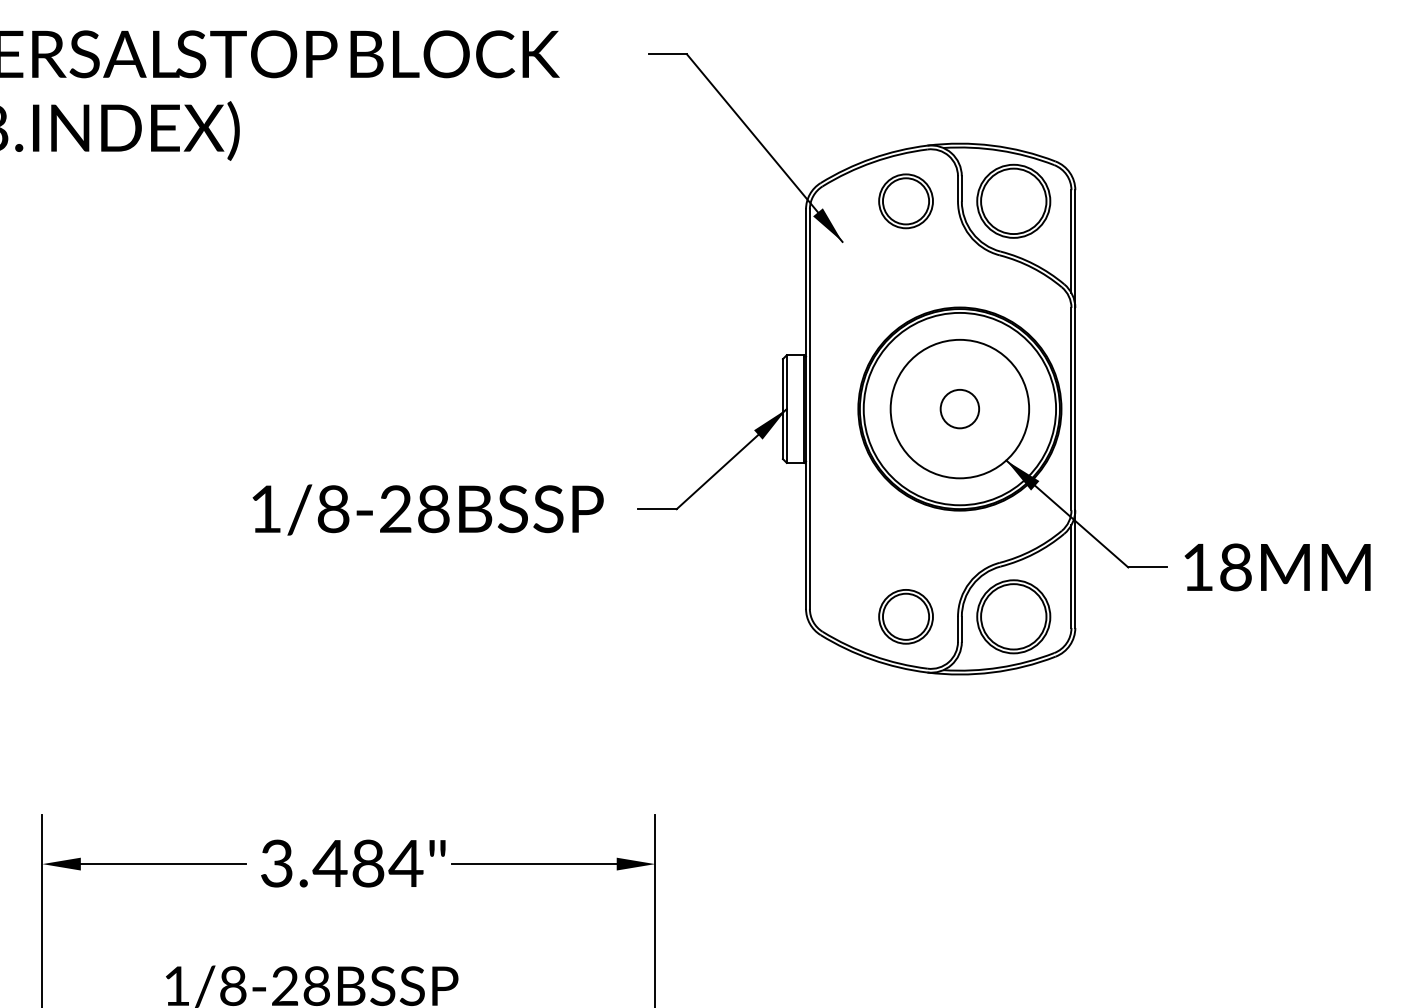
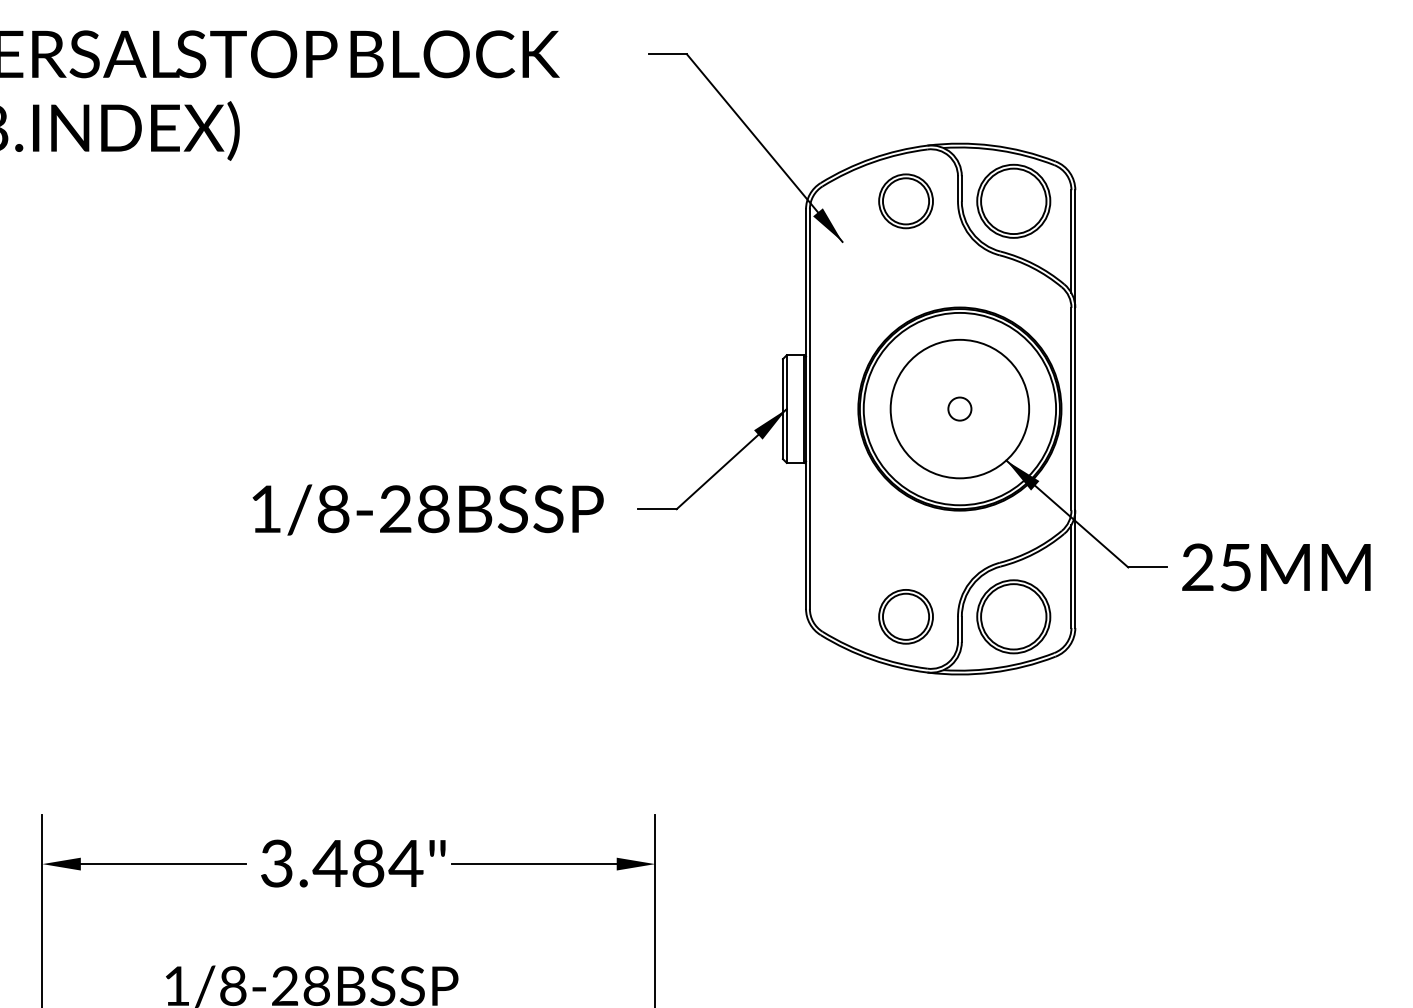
circle diameter: 38 px -> 23 px (959, 408)
text: 18MM -> 25MM (1216, 567)
